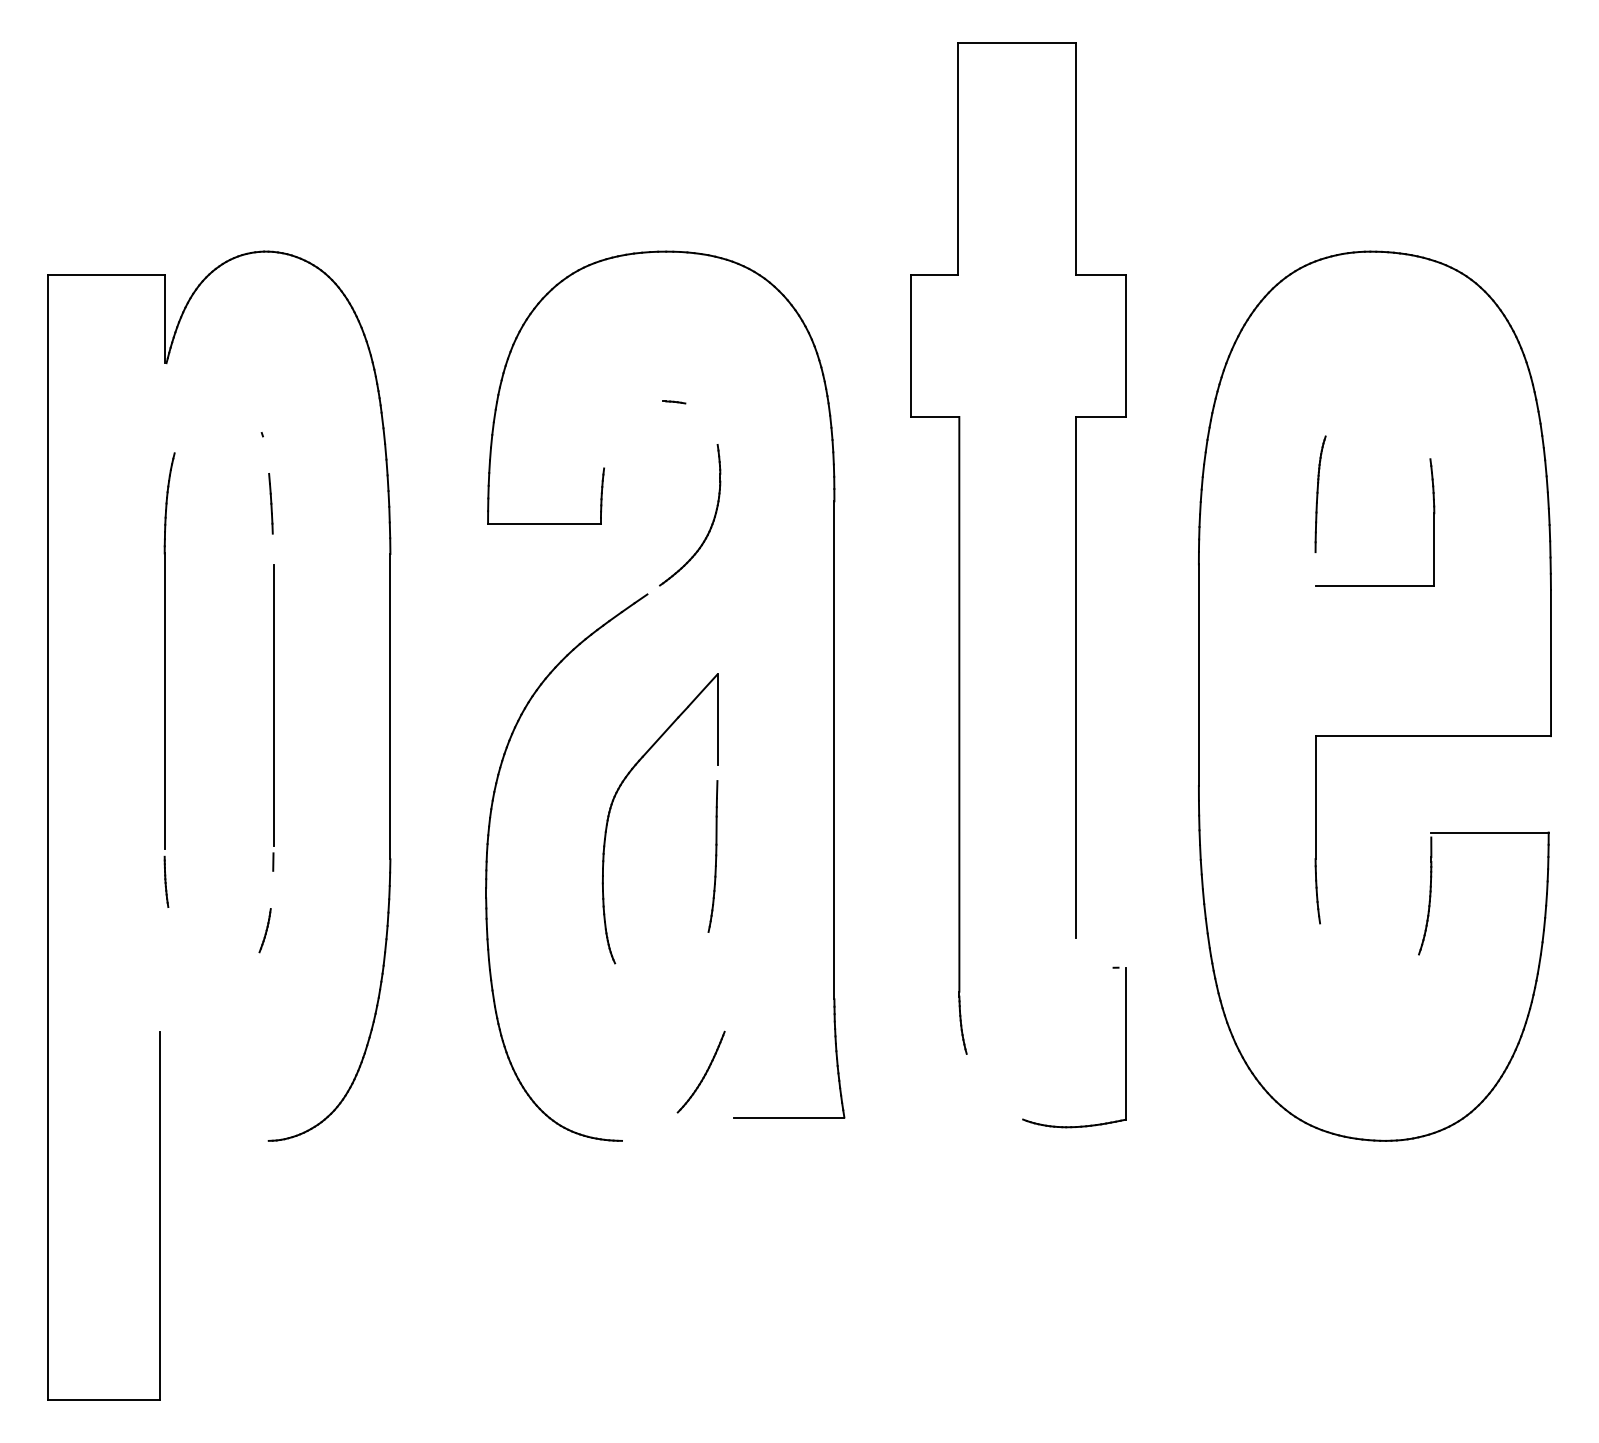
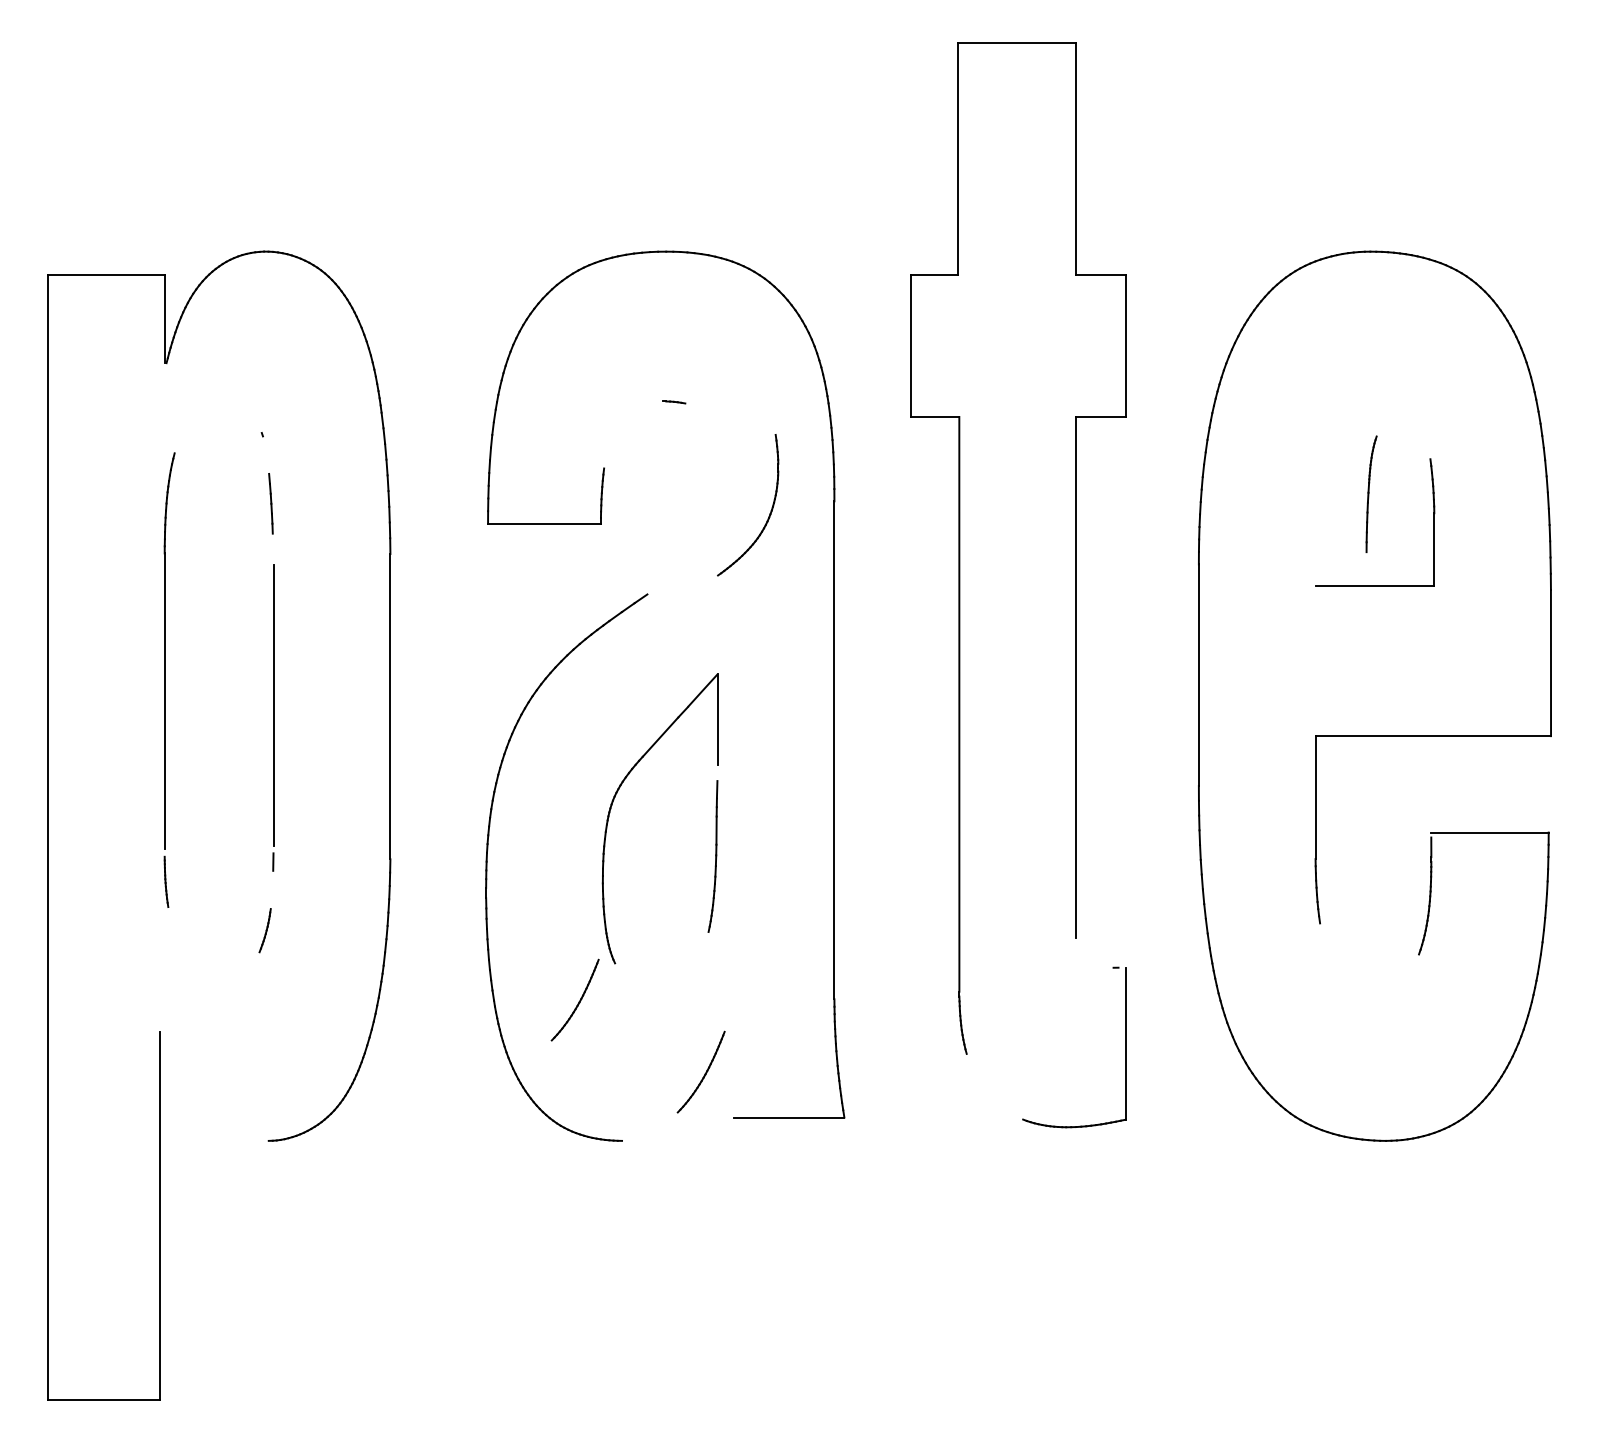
part position: (1320, 493) -> (1371, 493) (1371, 493)
part position: (711, 523) -> (769, 513) (769, 513)
part: none -> present (574, 999)
